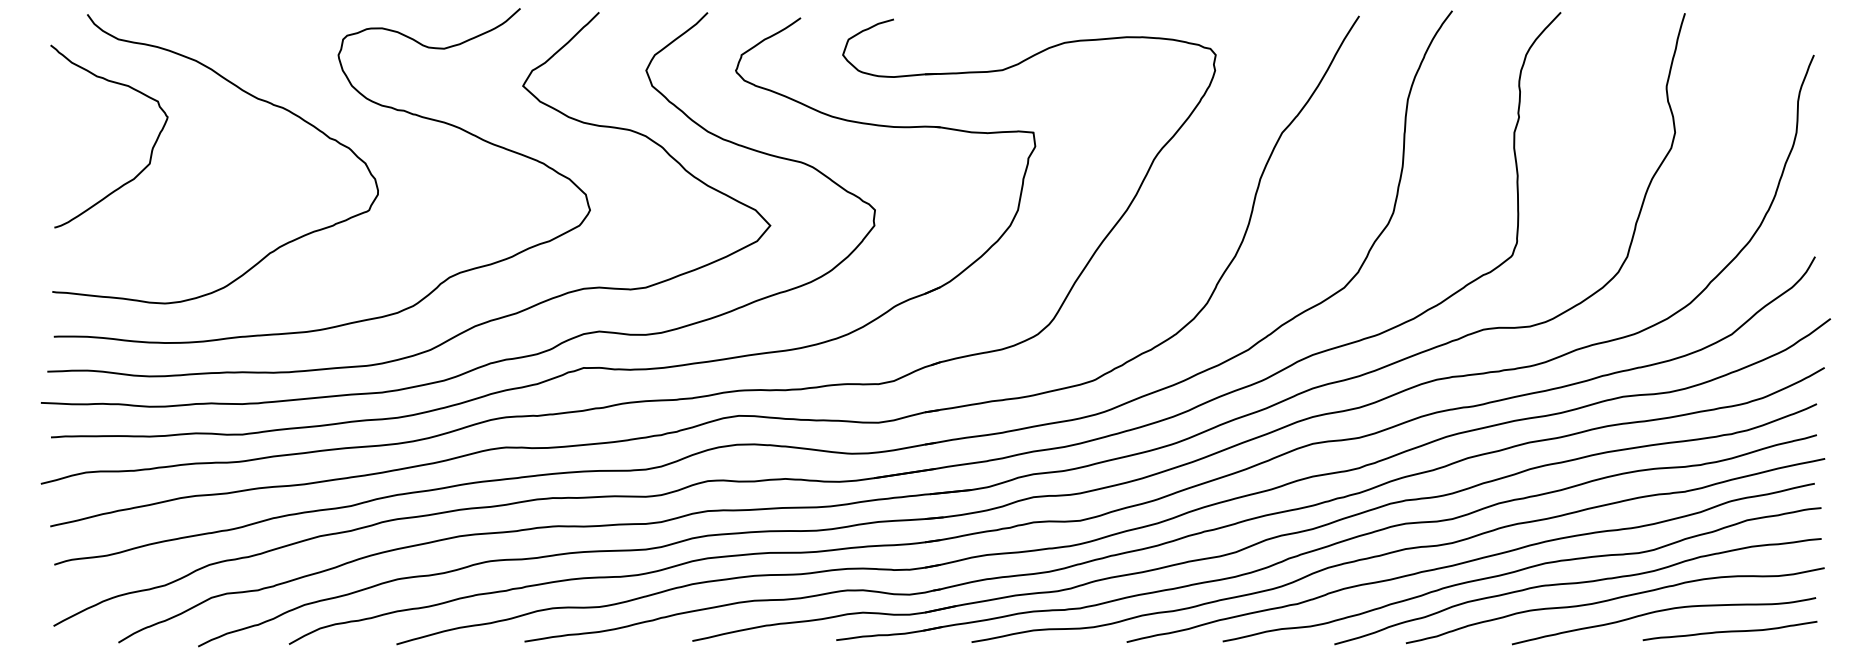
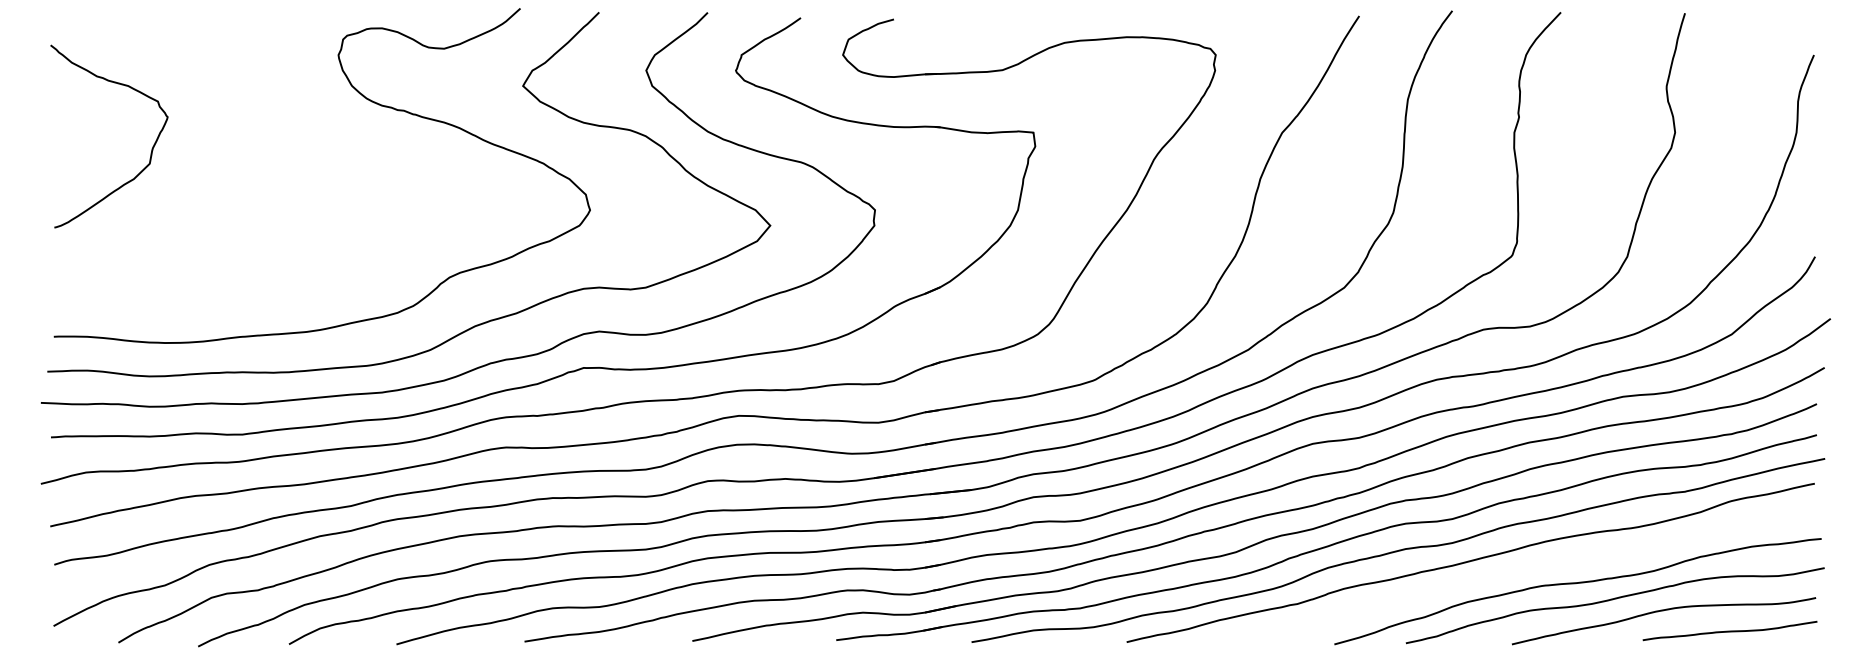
curve: present -> none (247, 94)
curve: present -> none (1519, 571)
